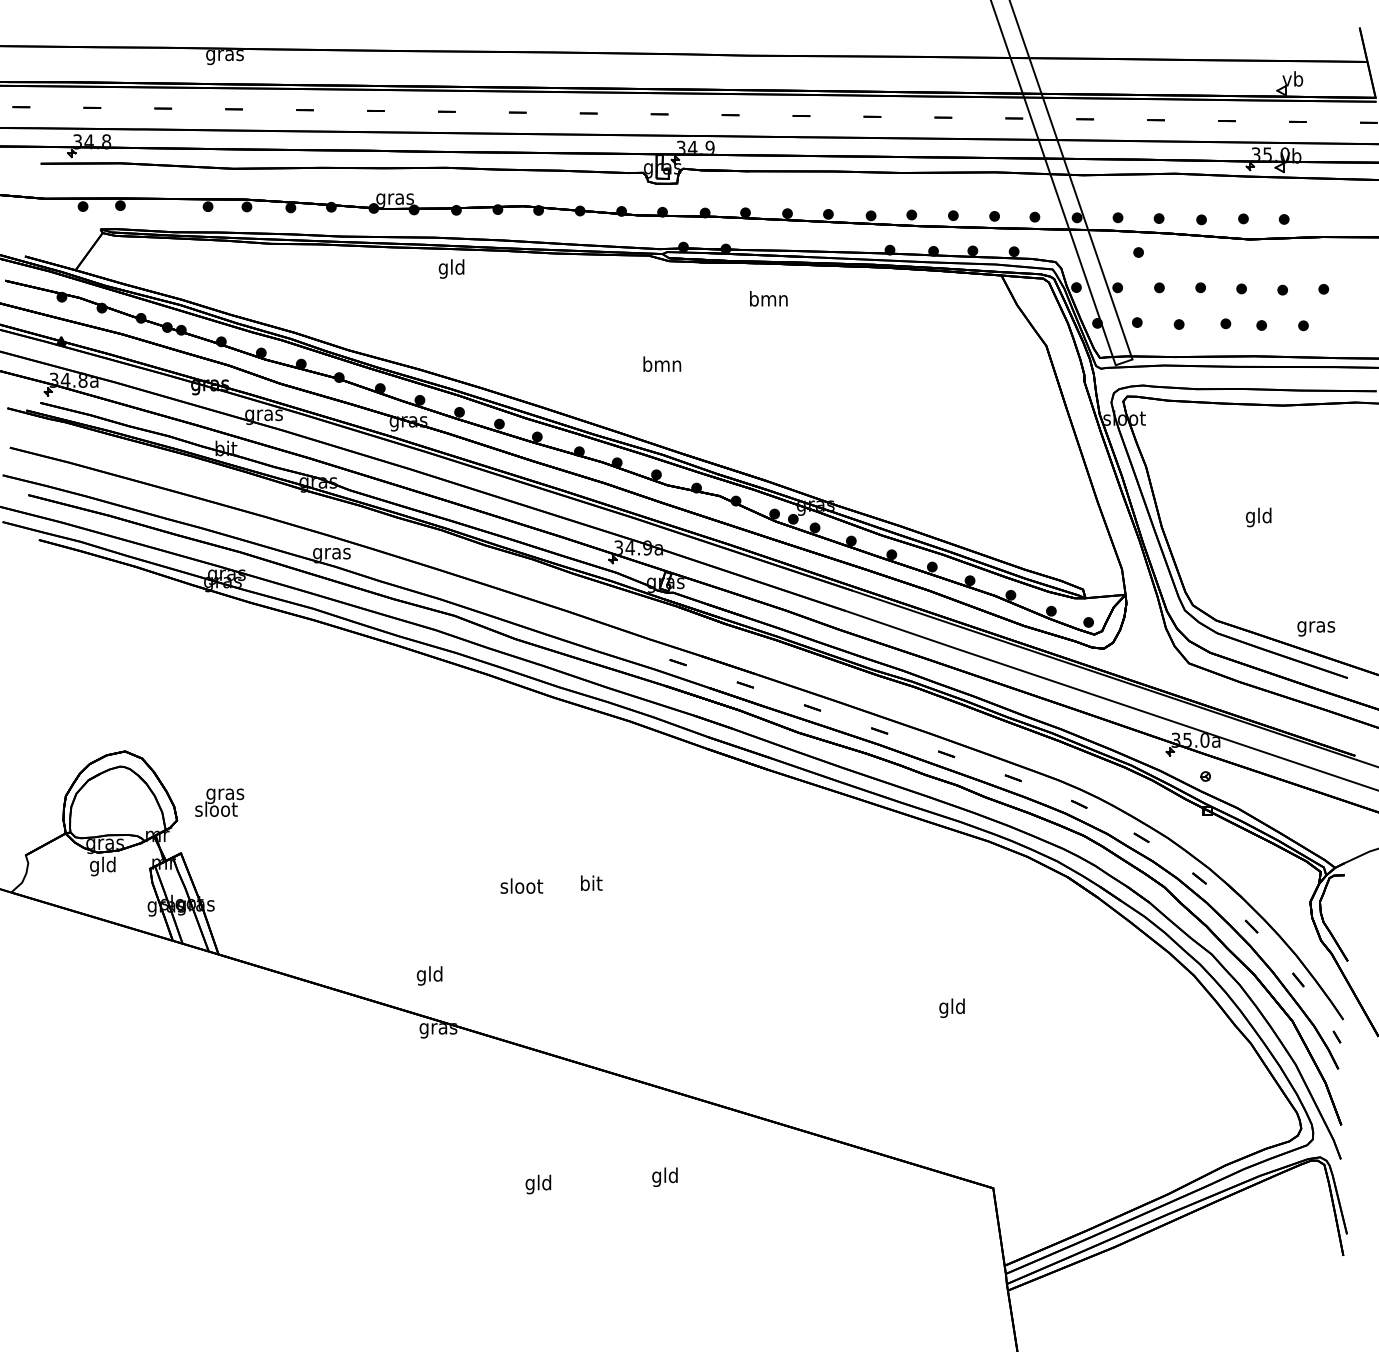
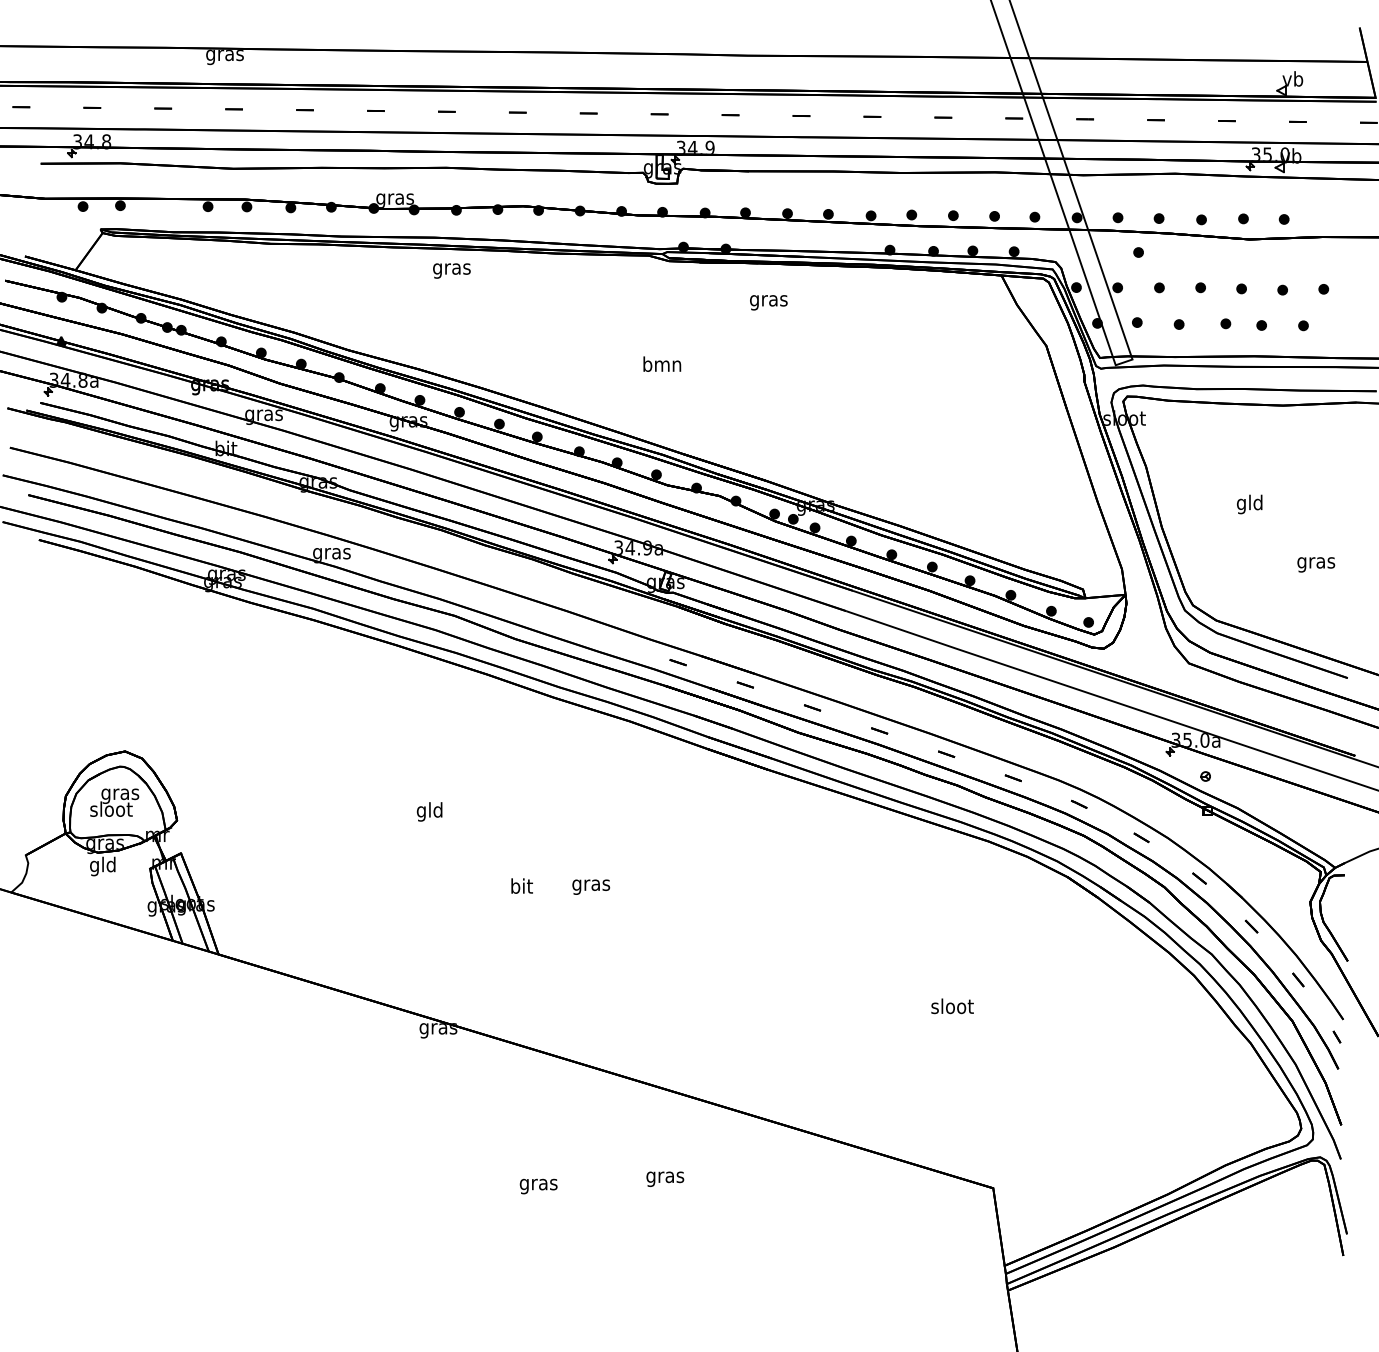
text: gld -> gras (451, 268)
text: bmn -> gras (768, 300)
text position: (1258, 517) -> (1249, 504) (1249, 504)
text position: (1316, 628) -> (1316, 564) (1316, 564)
text position: (219, 802) -> (114, 802) (114, 802)
text: bit -> gras (591, 884)
text: sloot -> bit (521, 885)
text position: (429, 975) -> (429, 811) (429, 811)
text: gld -> sloot (952, 1008)
text: gld -> gras (665, 1177)
text: gld -> gras (538, 1184)
